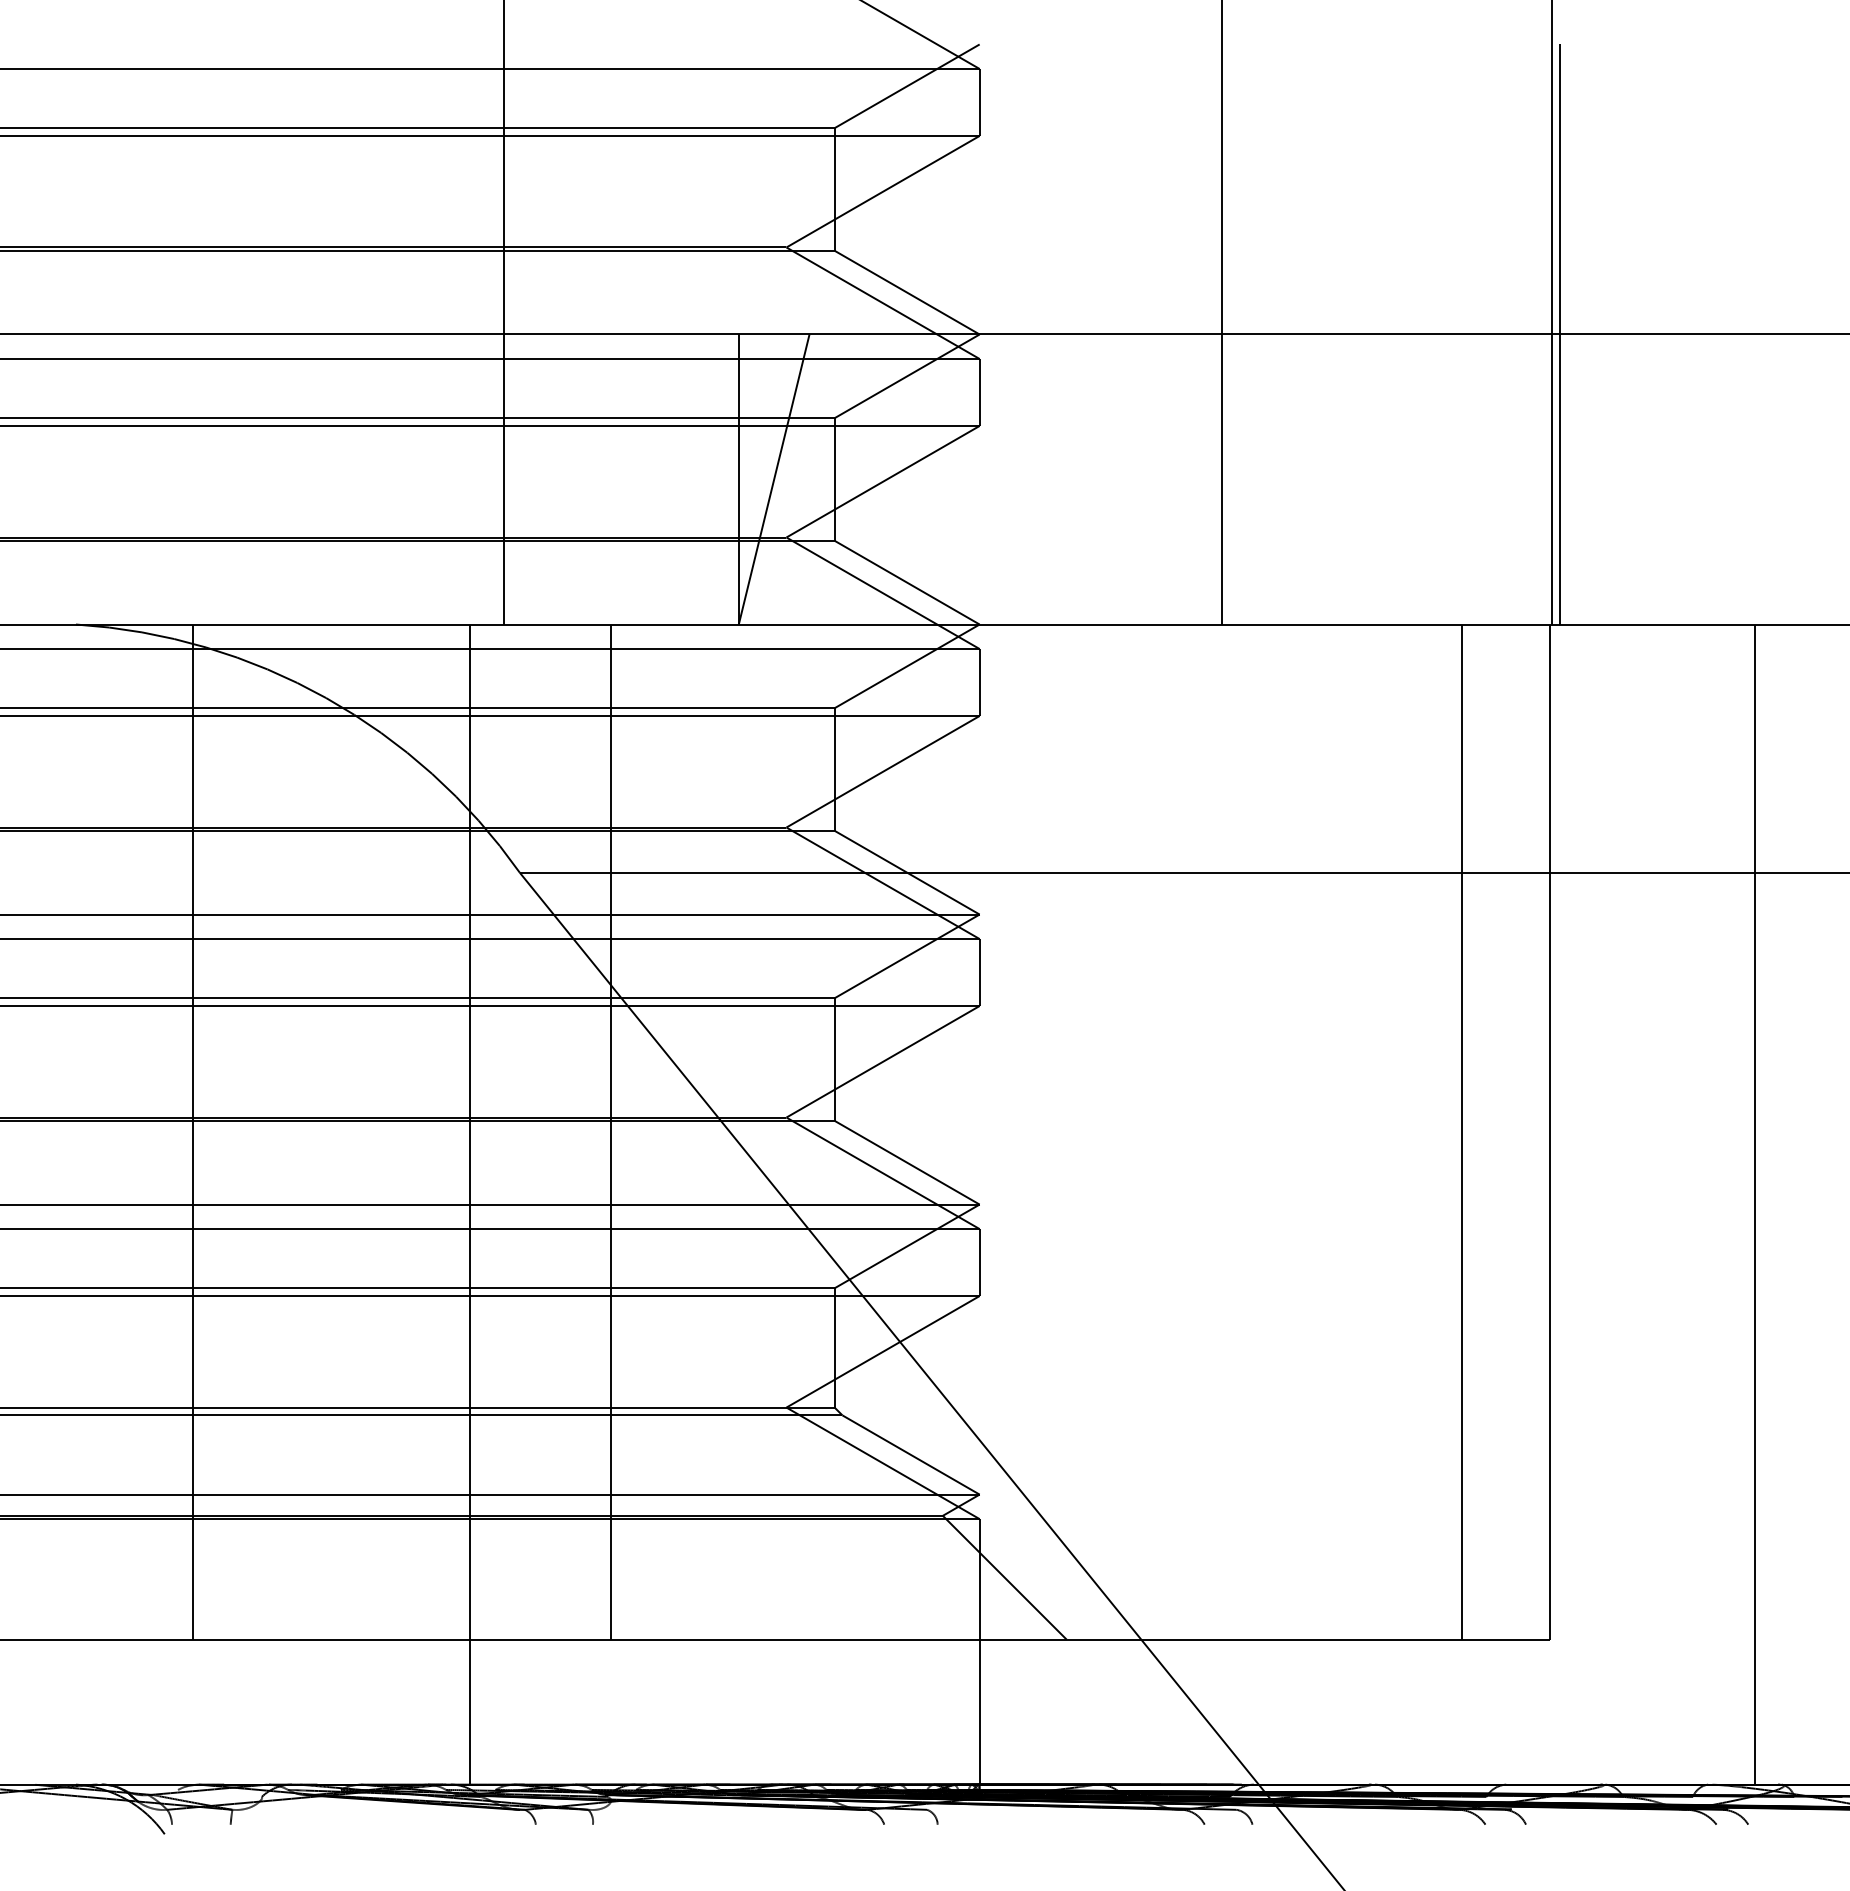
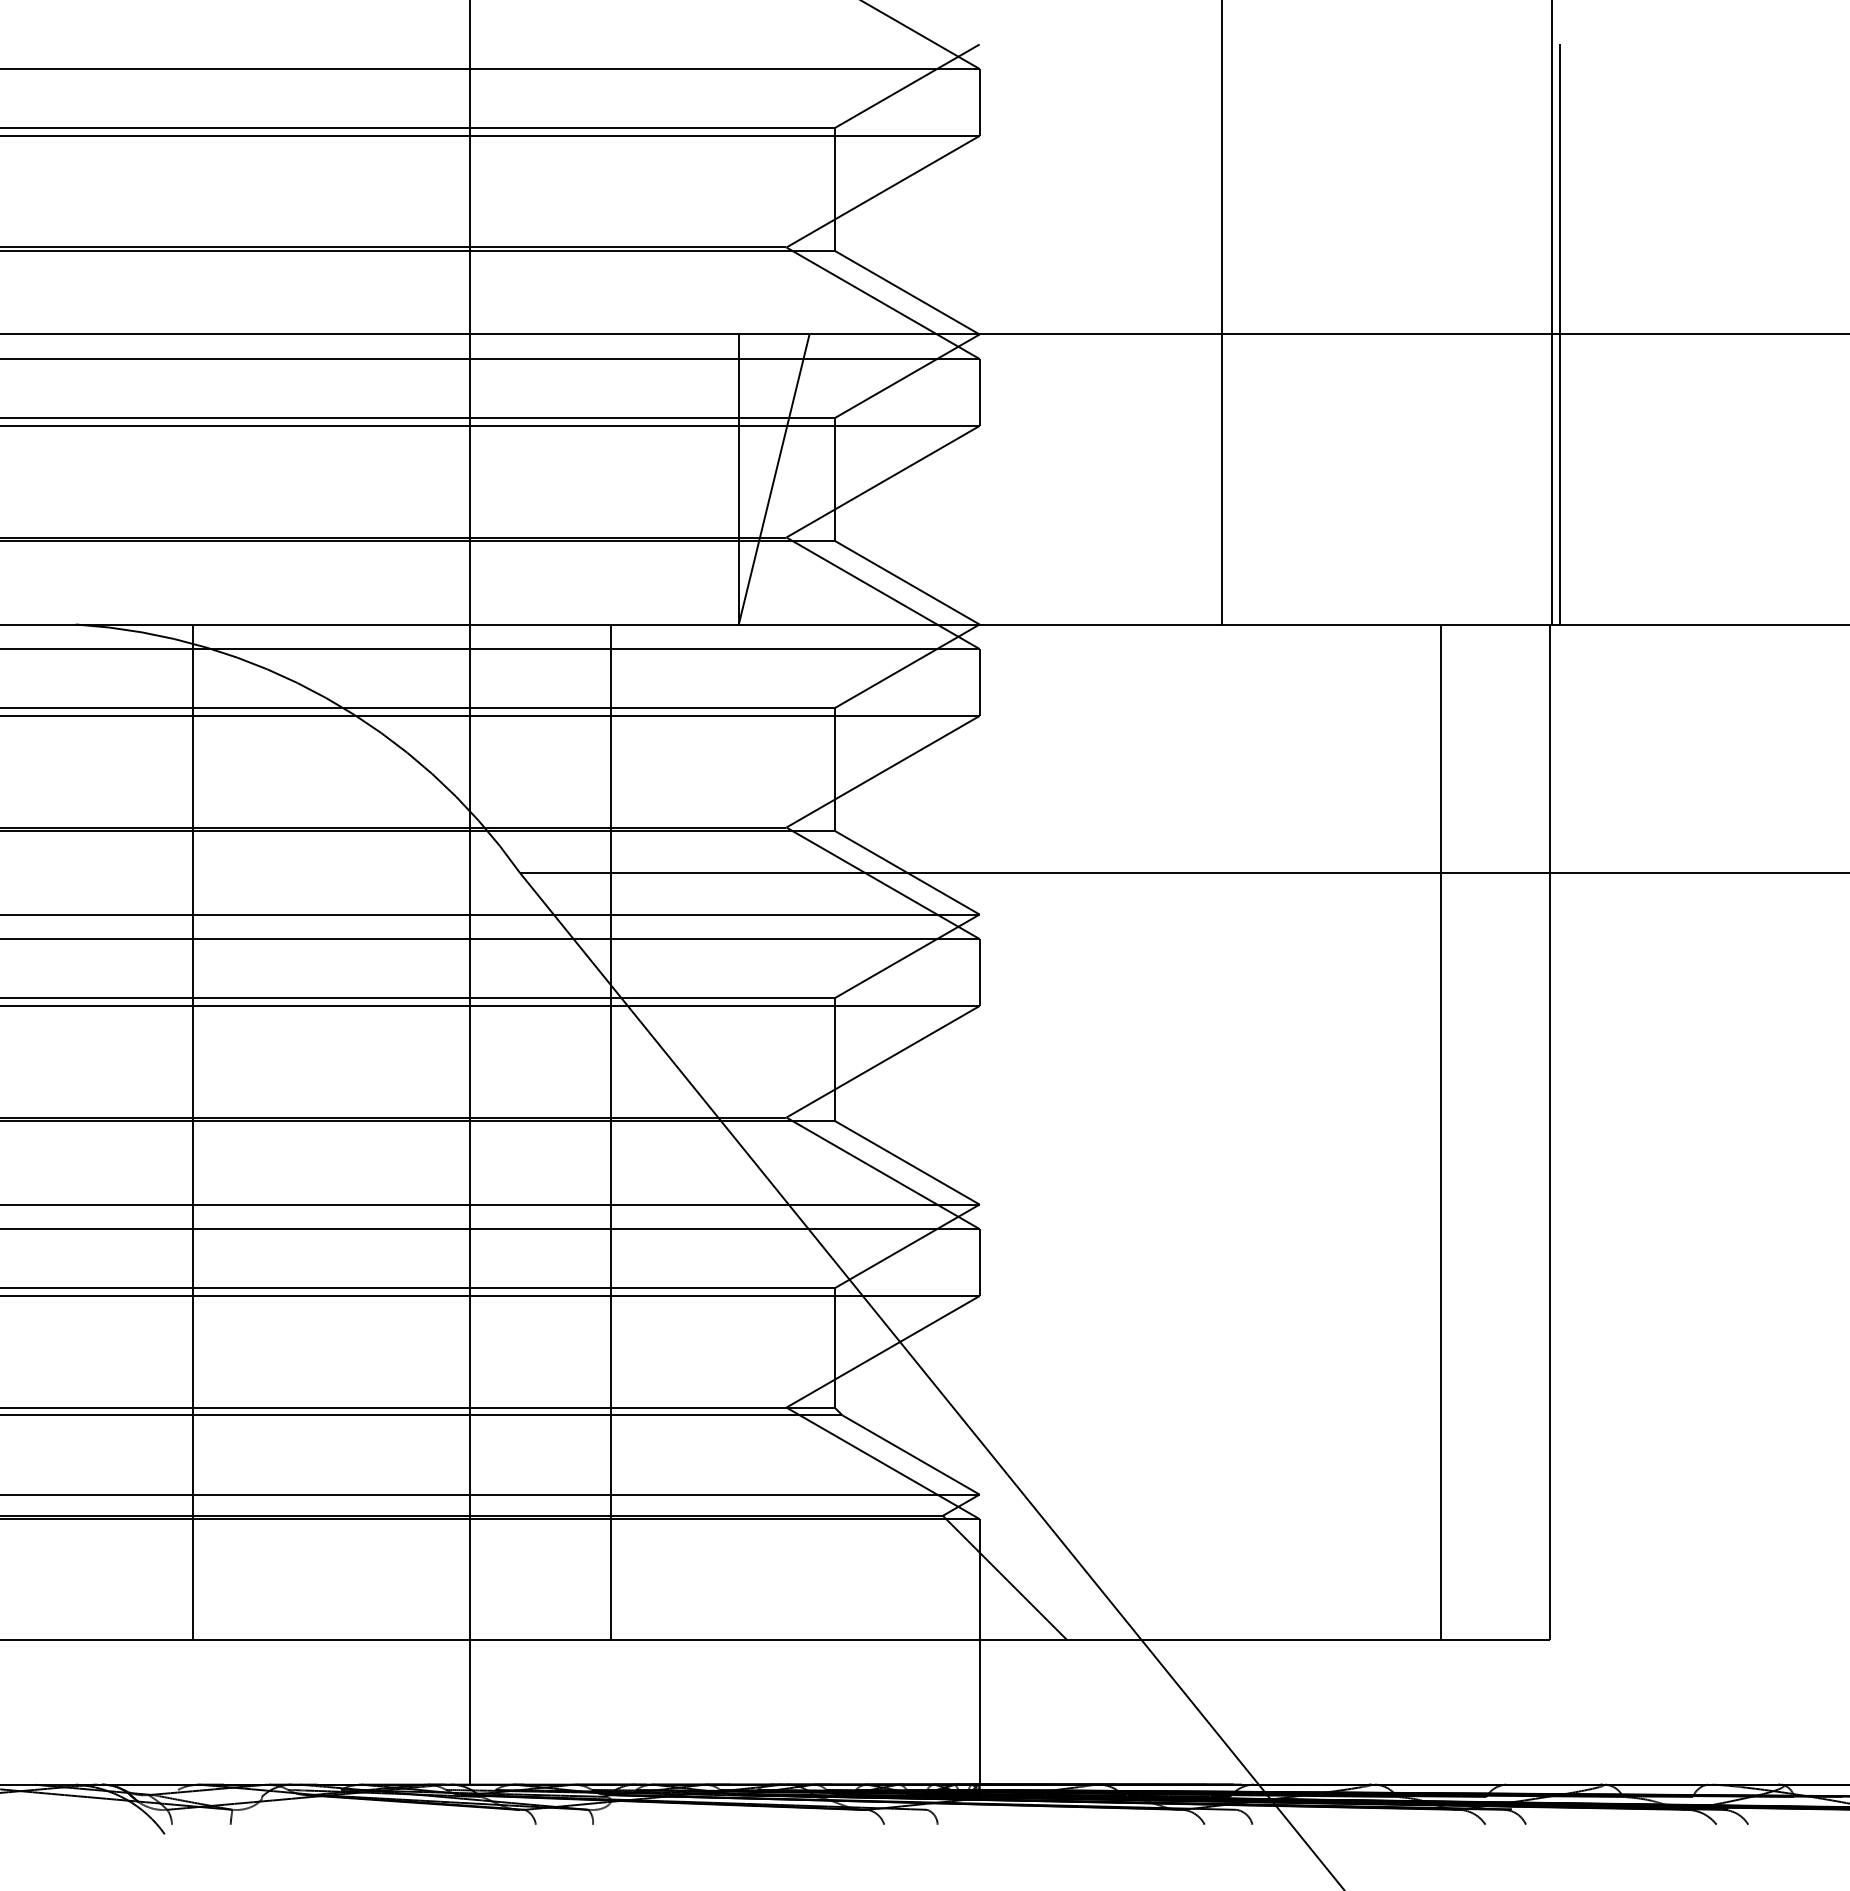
line position: (504, 313) -> (470, 313) (470, 313)
line position: (1462, 1131) -> (1441, 1131) (1441, 1131)
line: present -> none (1755, 1204)
